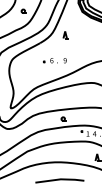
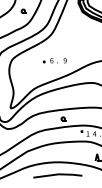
part: present -> none (65, 35)
line position: (59, 180) -> (57, 175) (57, 175)
